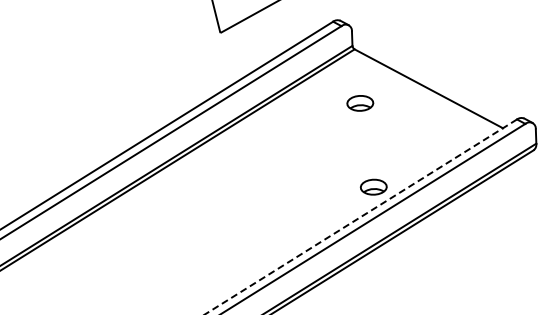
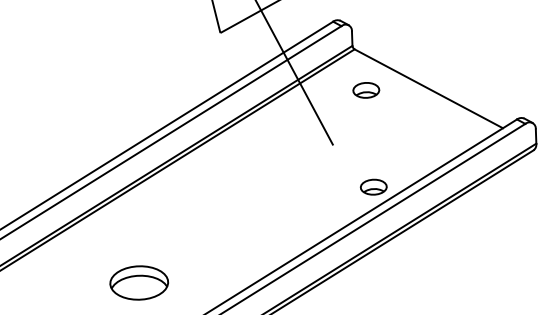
line: none -> present (294, 73)
part position: (360, 103) -> (366, 90) (366, 90)
line: dashed -> solid (360, 217)
part: none -> present (138, 282)
